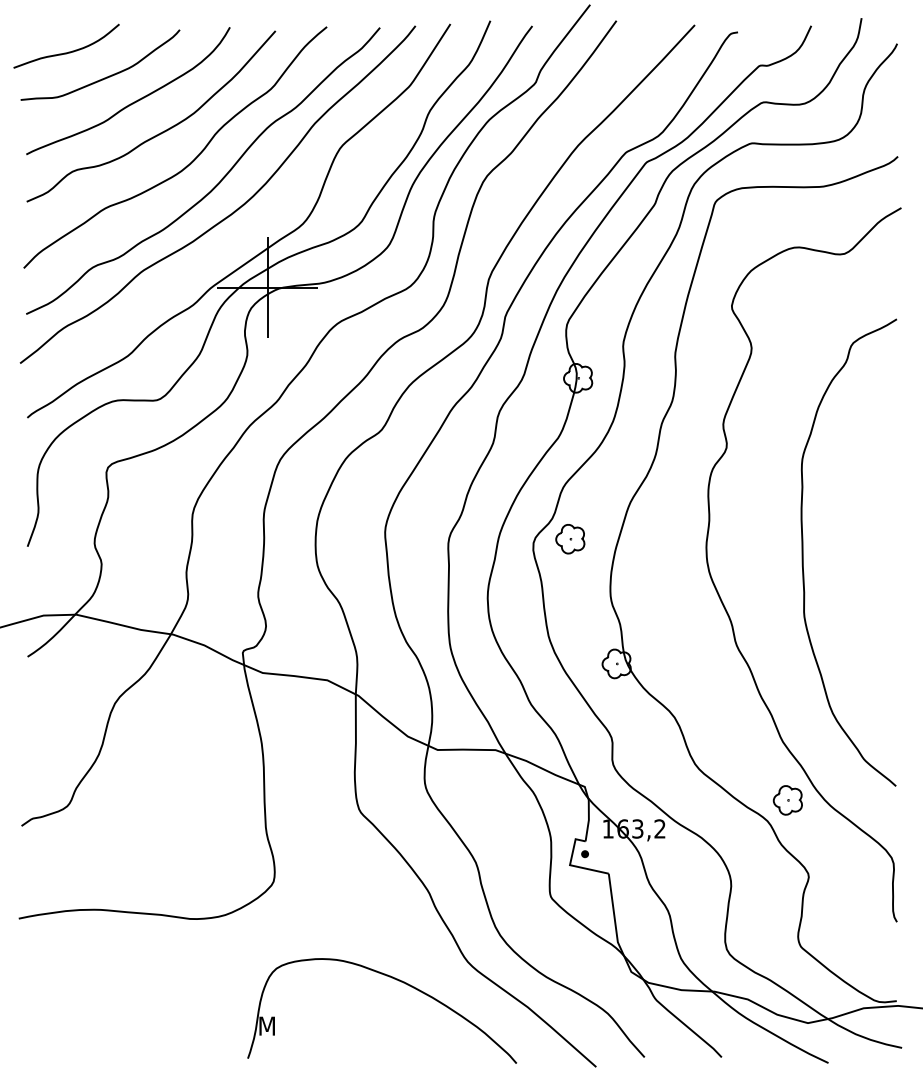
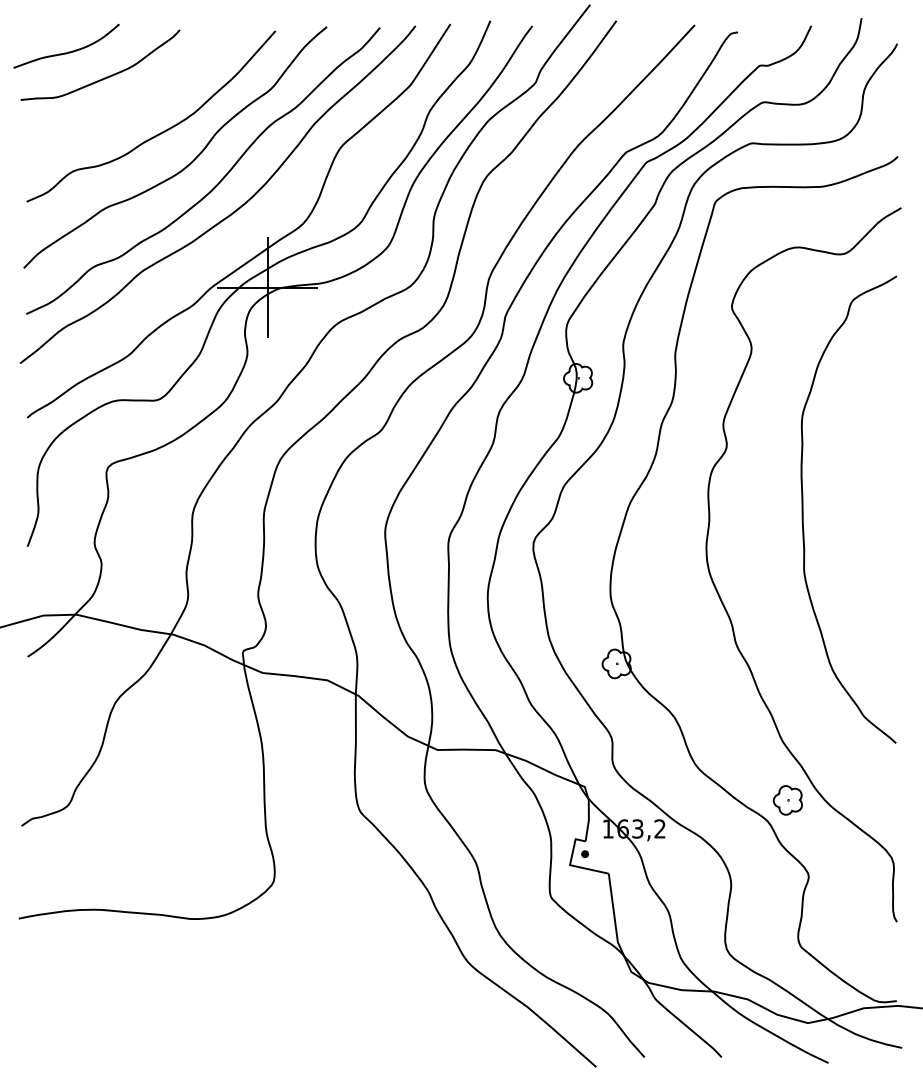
curve: present -> none (134, 101)
part: present -> none (570, 539)
curve position: (803, 552) -> (803, 509) (803, 509)
part: present -> none (396, 980)
